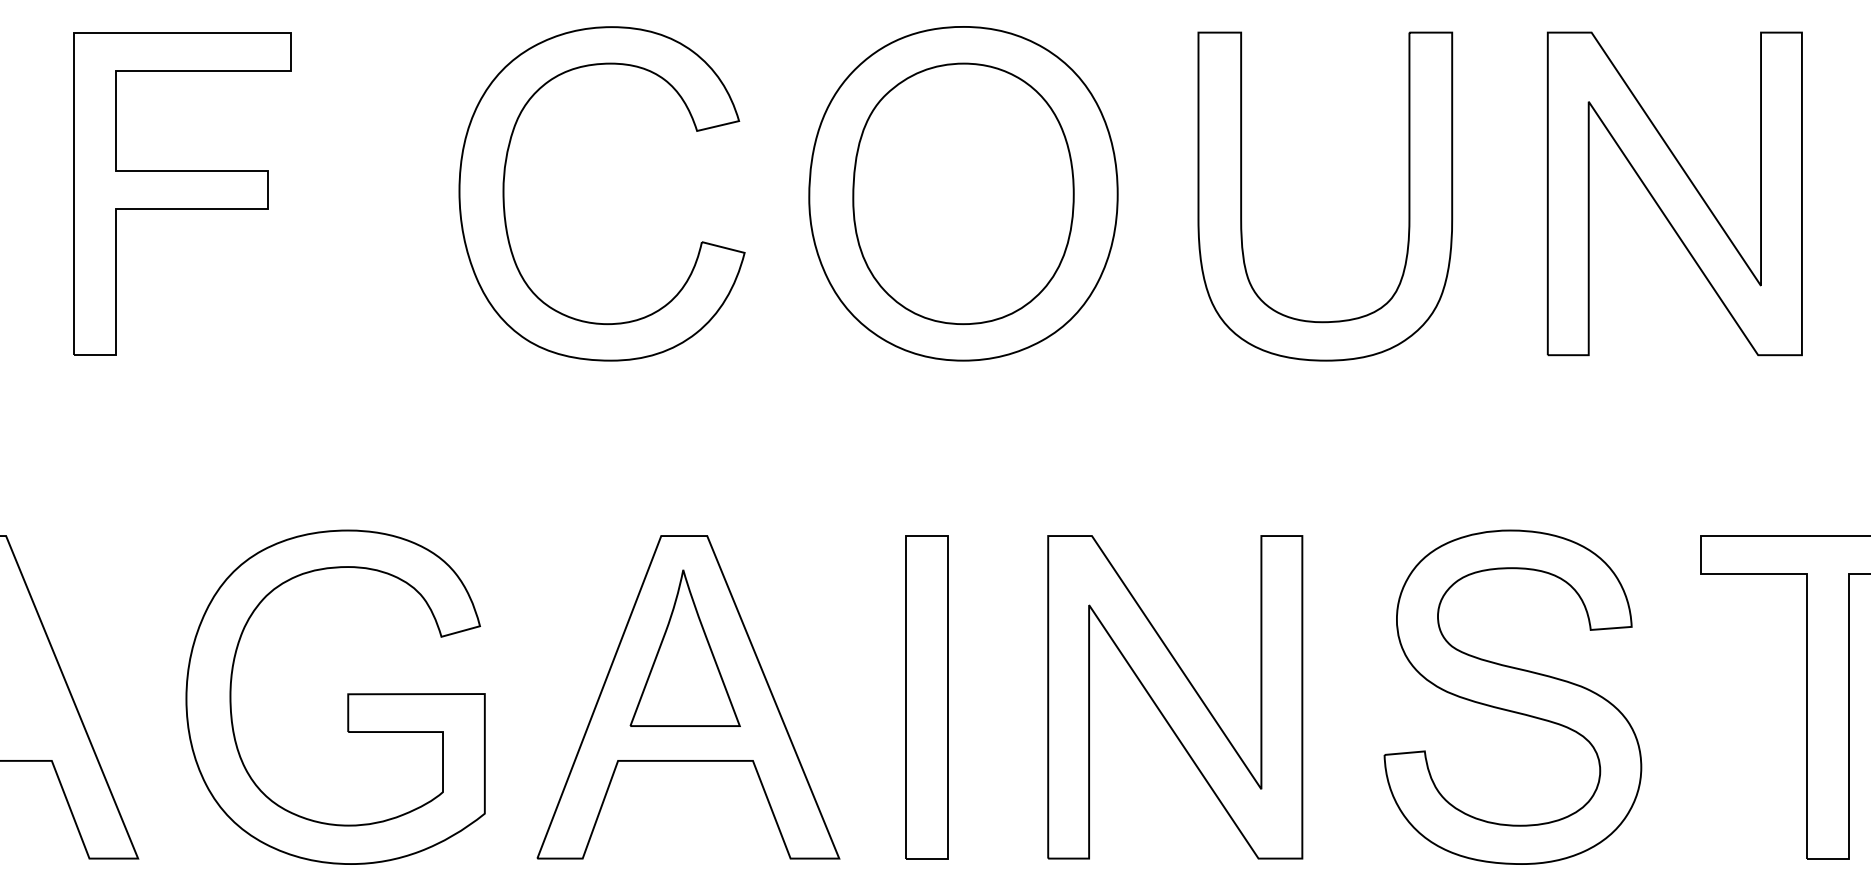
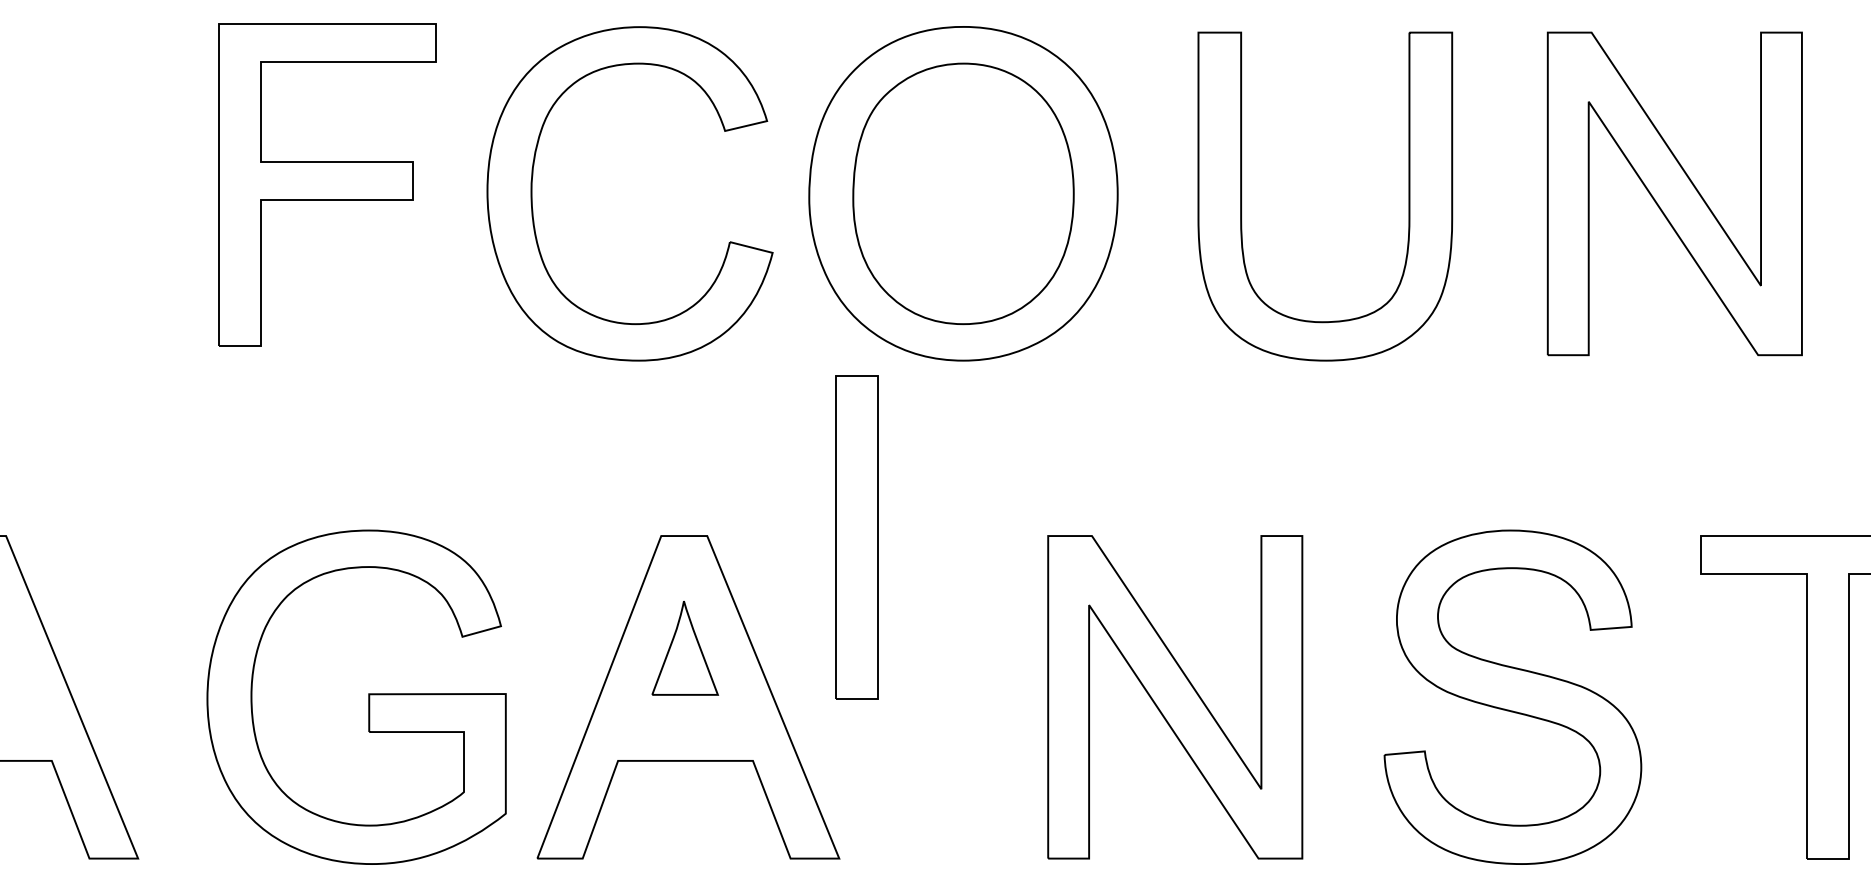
part position: (182, 193) -> (327, 184) (327, 184)
part position: (504, 193) -> (532, 193) (532, 193)
part size: 112x158 px -> 68x95 px (684, 648)
part position: (347, 696) -> (368, 696) (368, 696)
part position: (926, 697) -> (856, 537) (856, 537)
